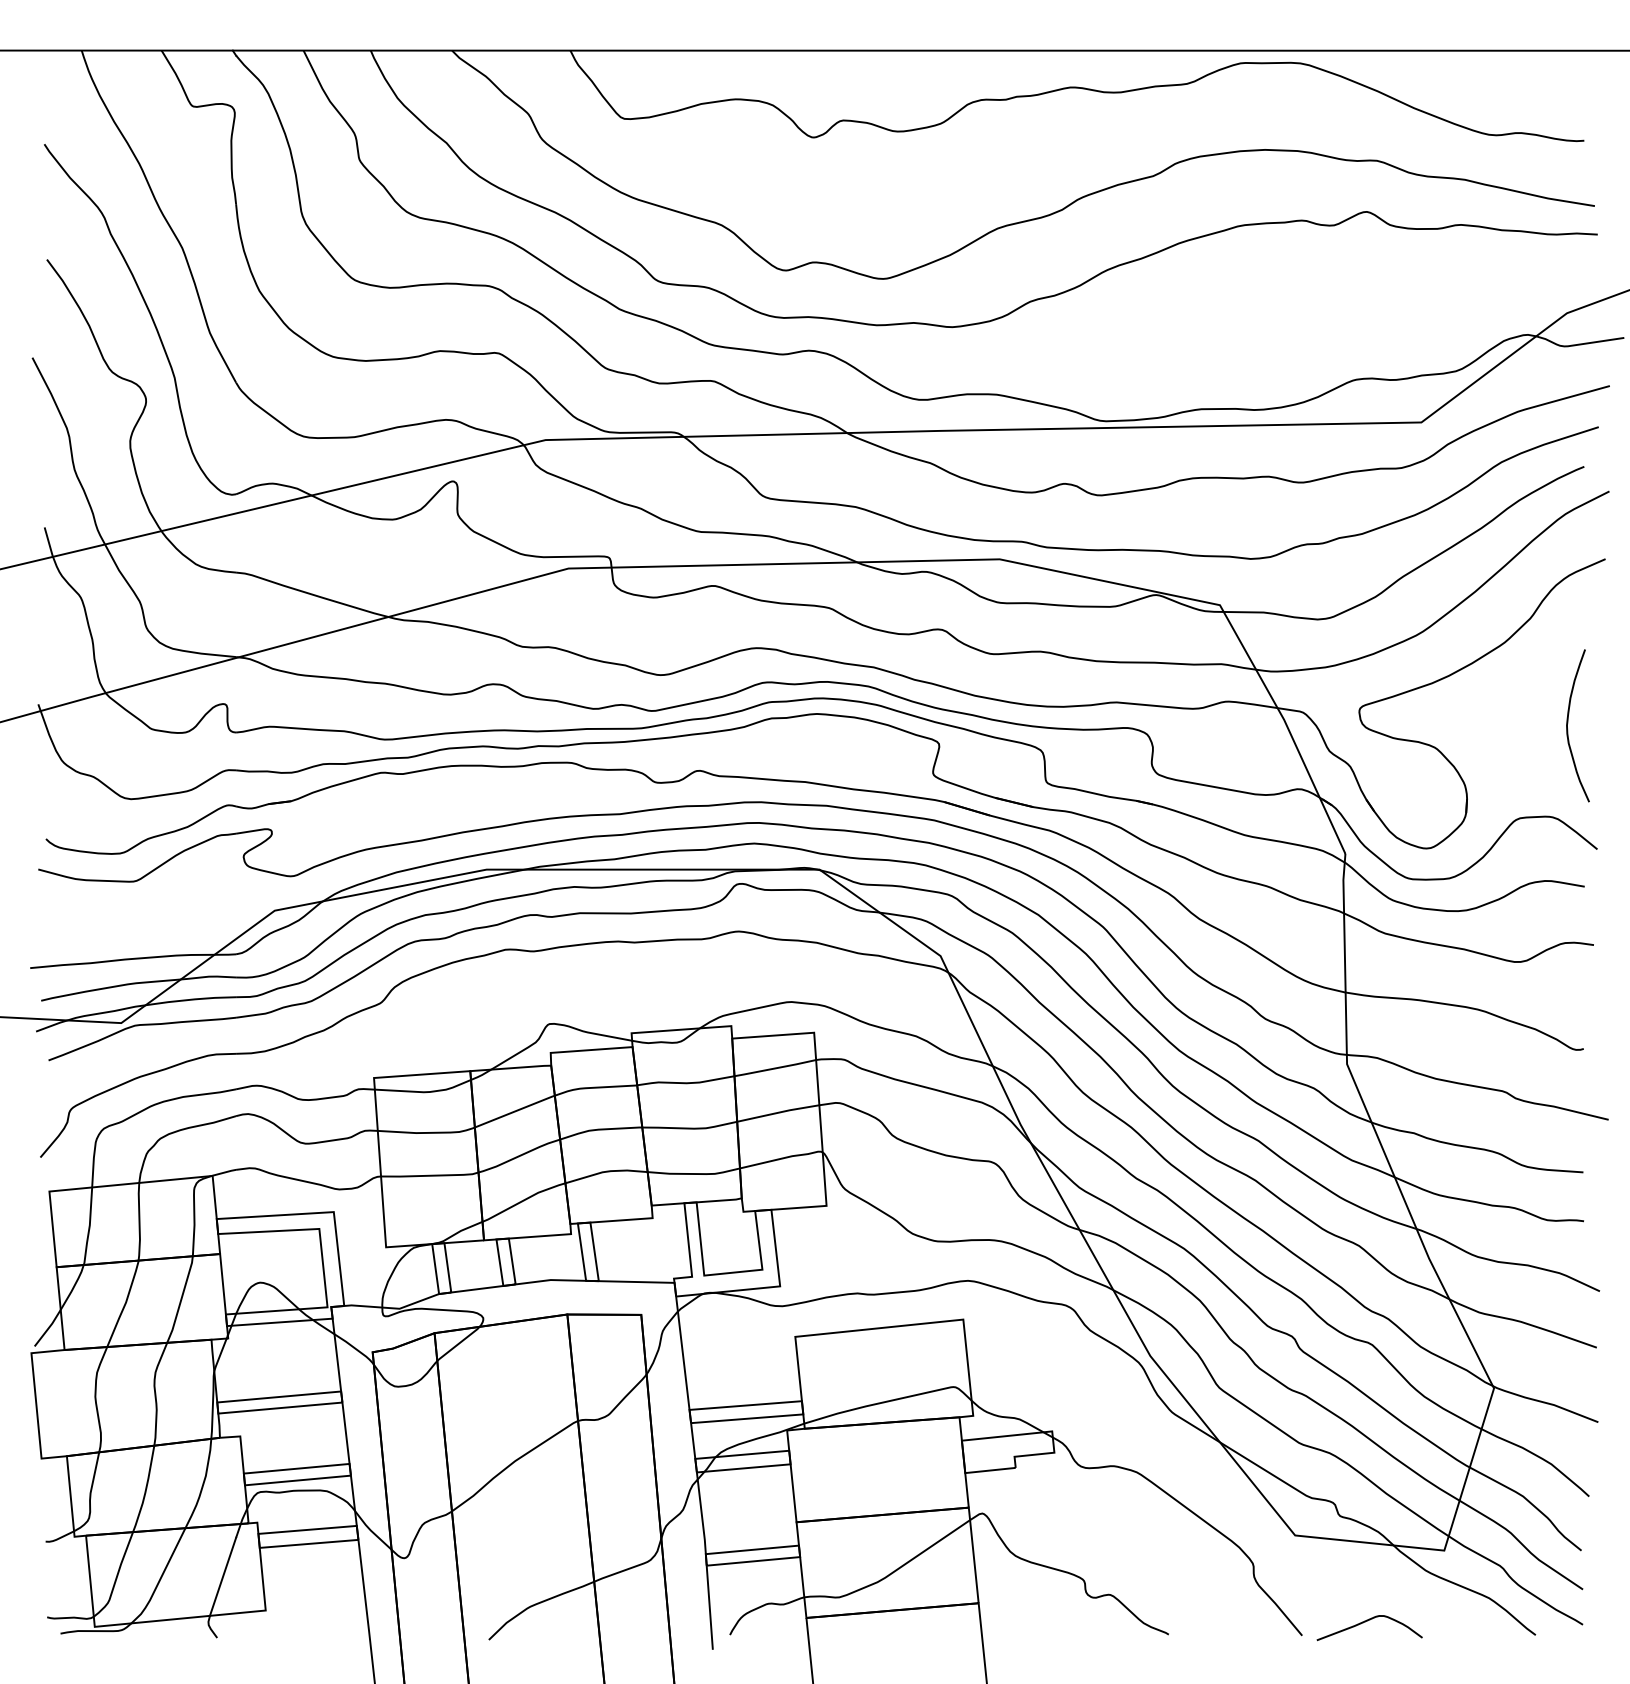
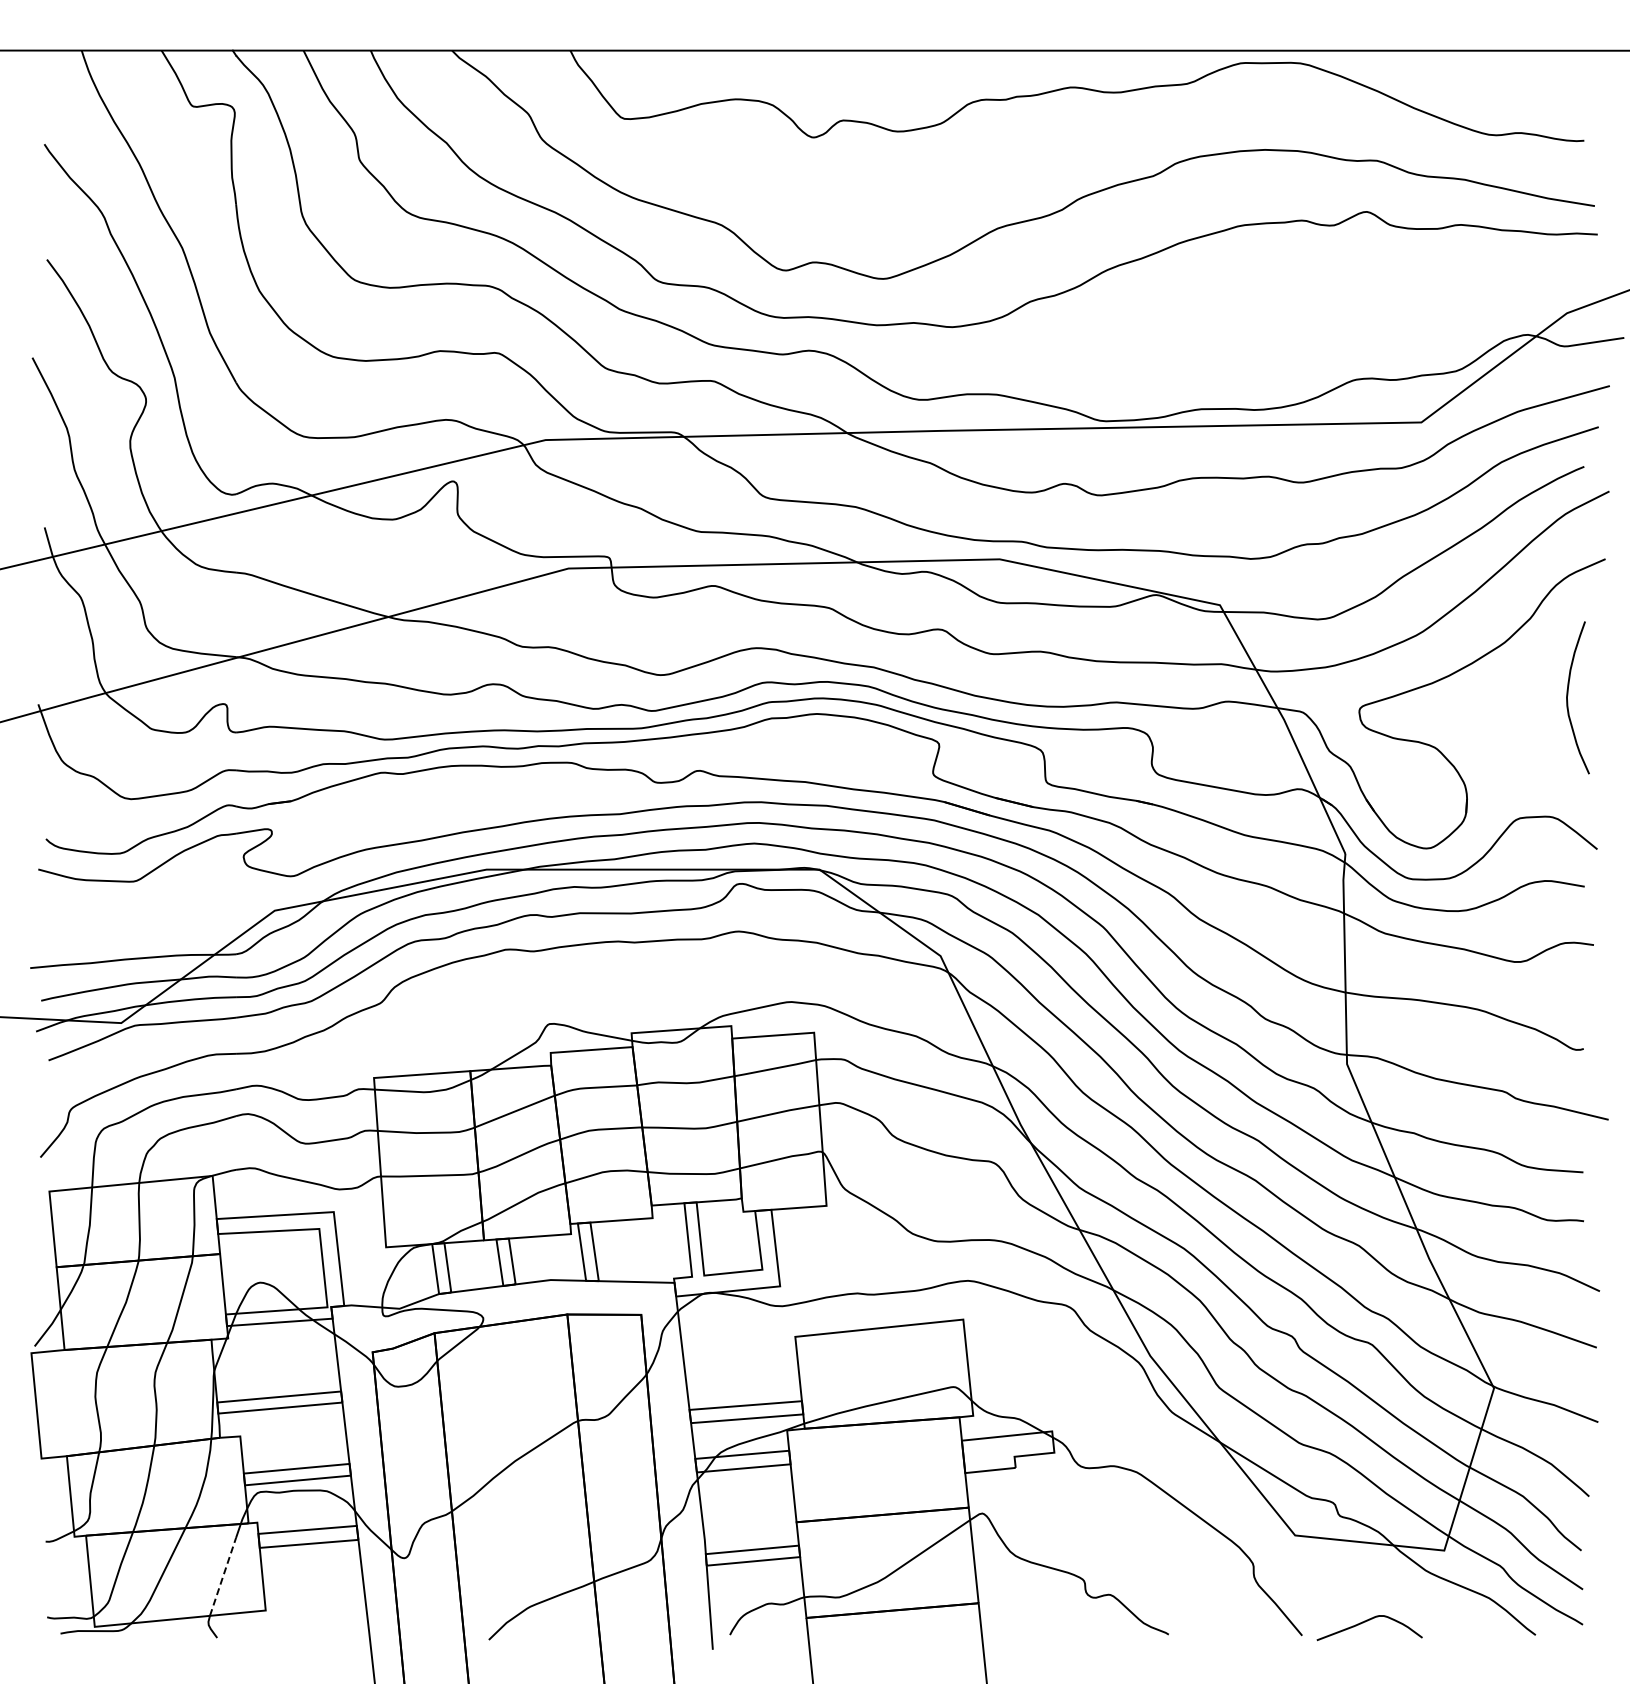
curve position: (1568, 723) -> (1568, 695) (1568, 695)
line: solid -> dashed (223, 1576)
